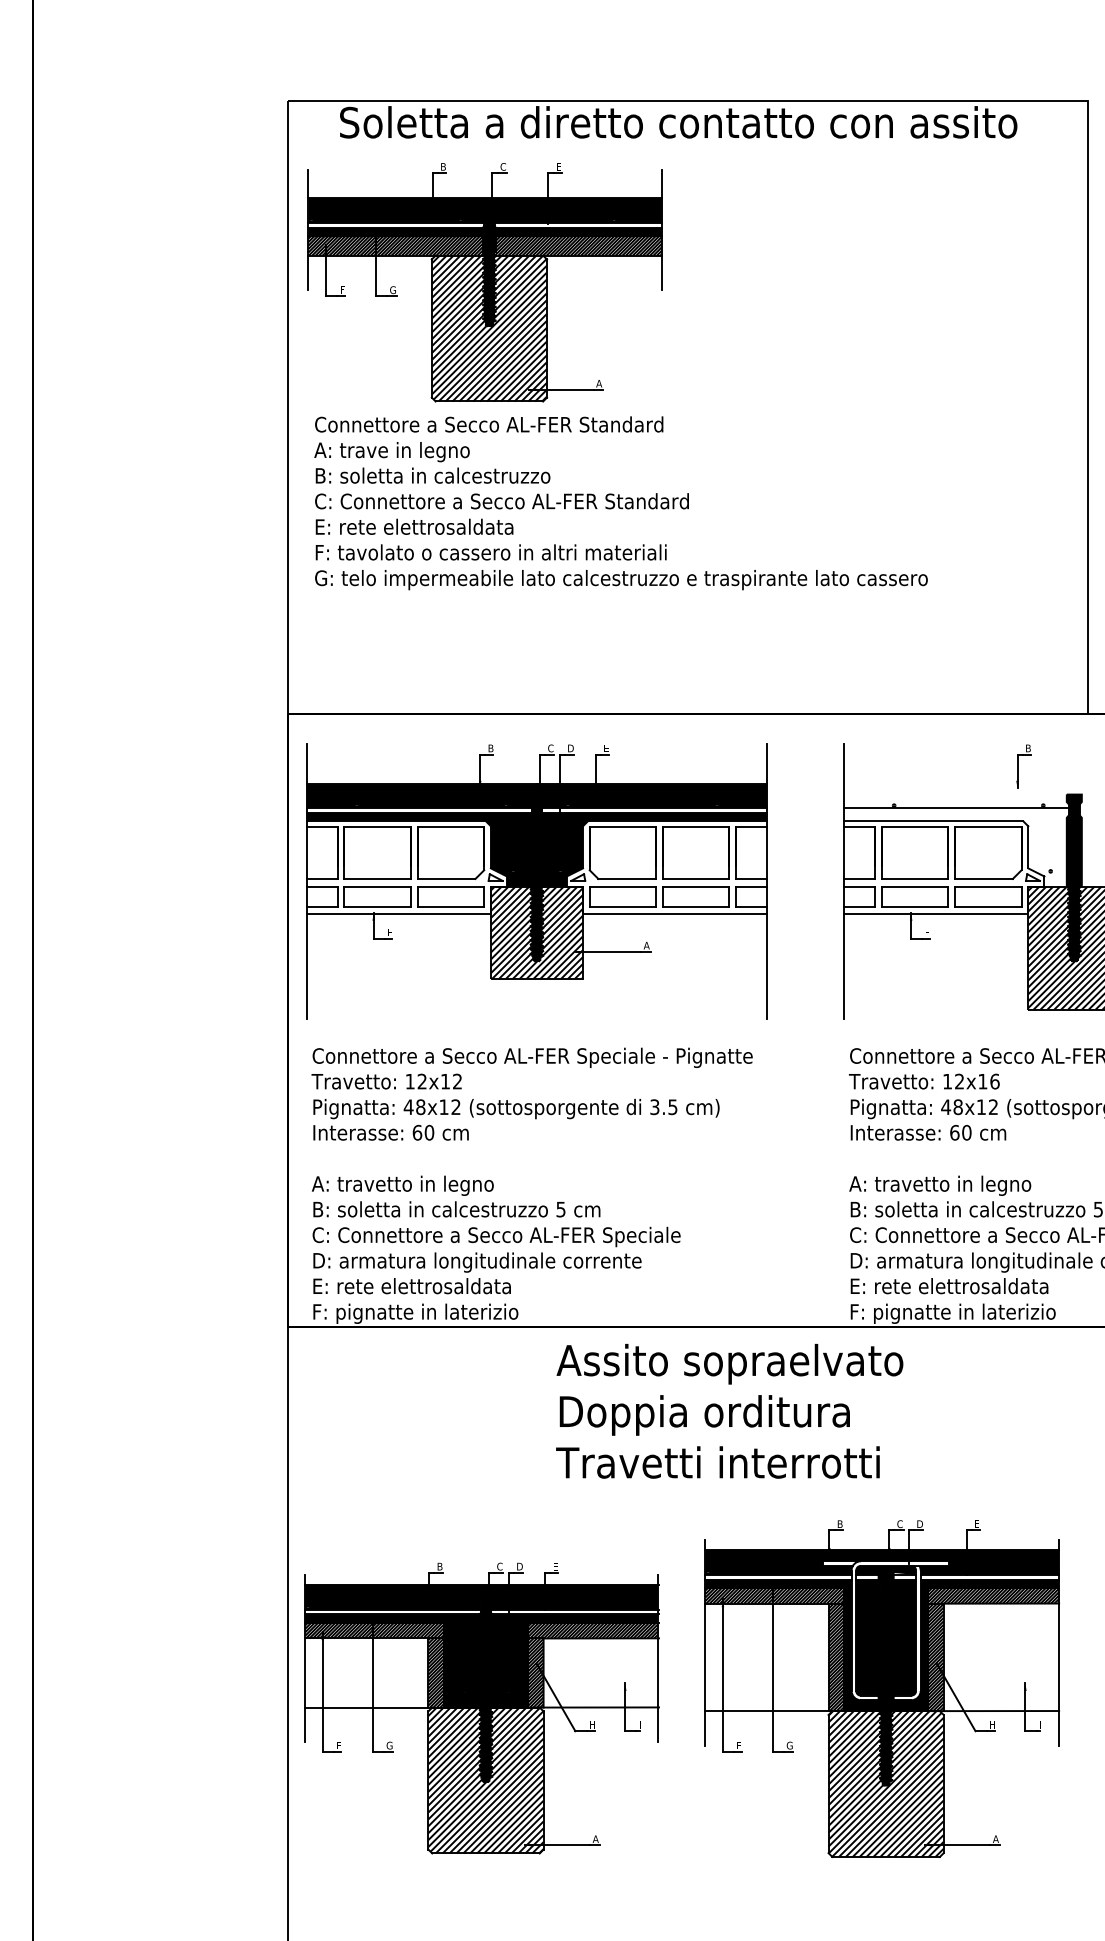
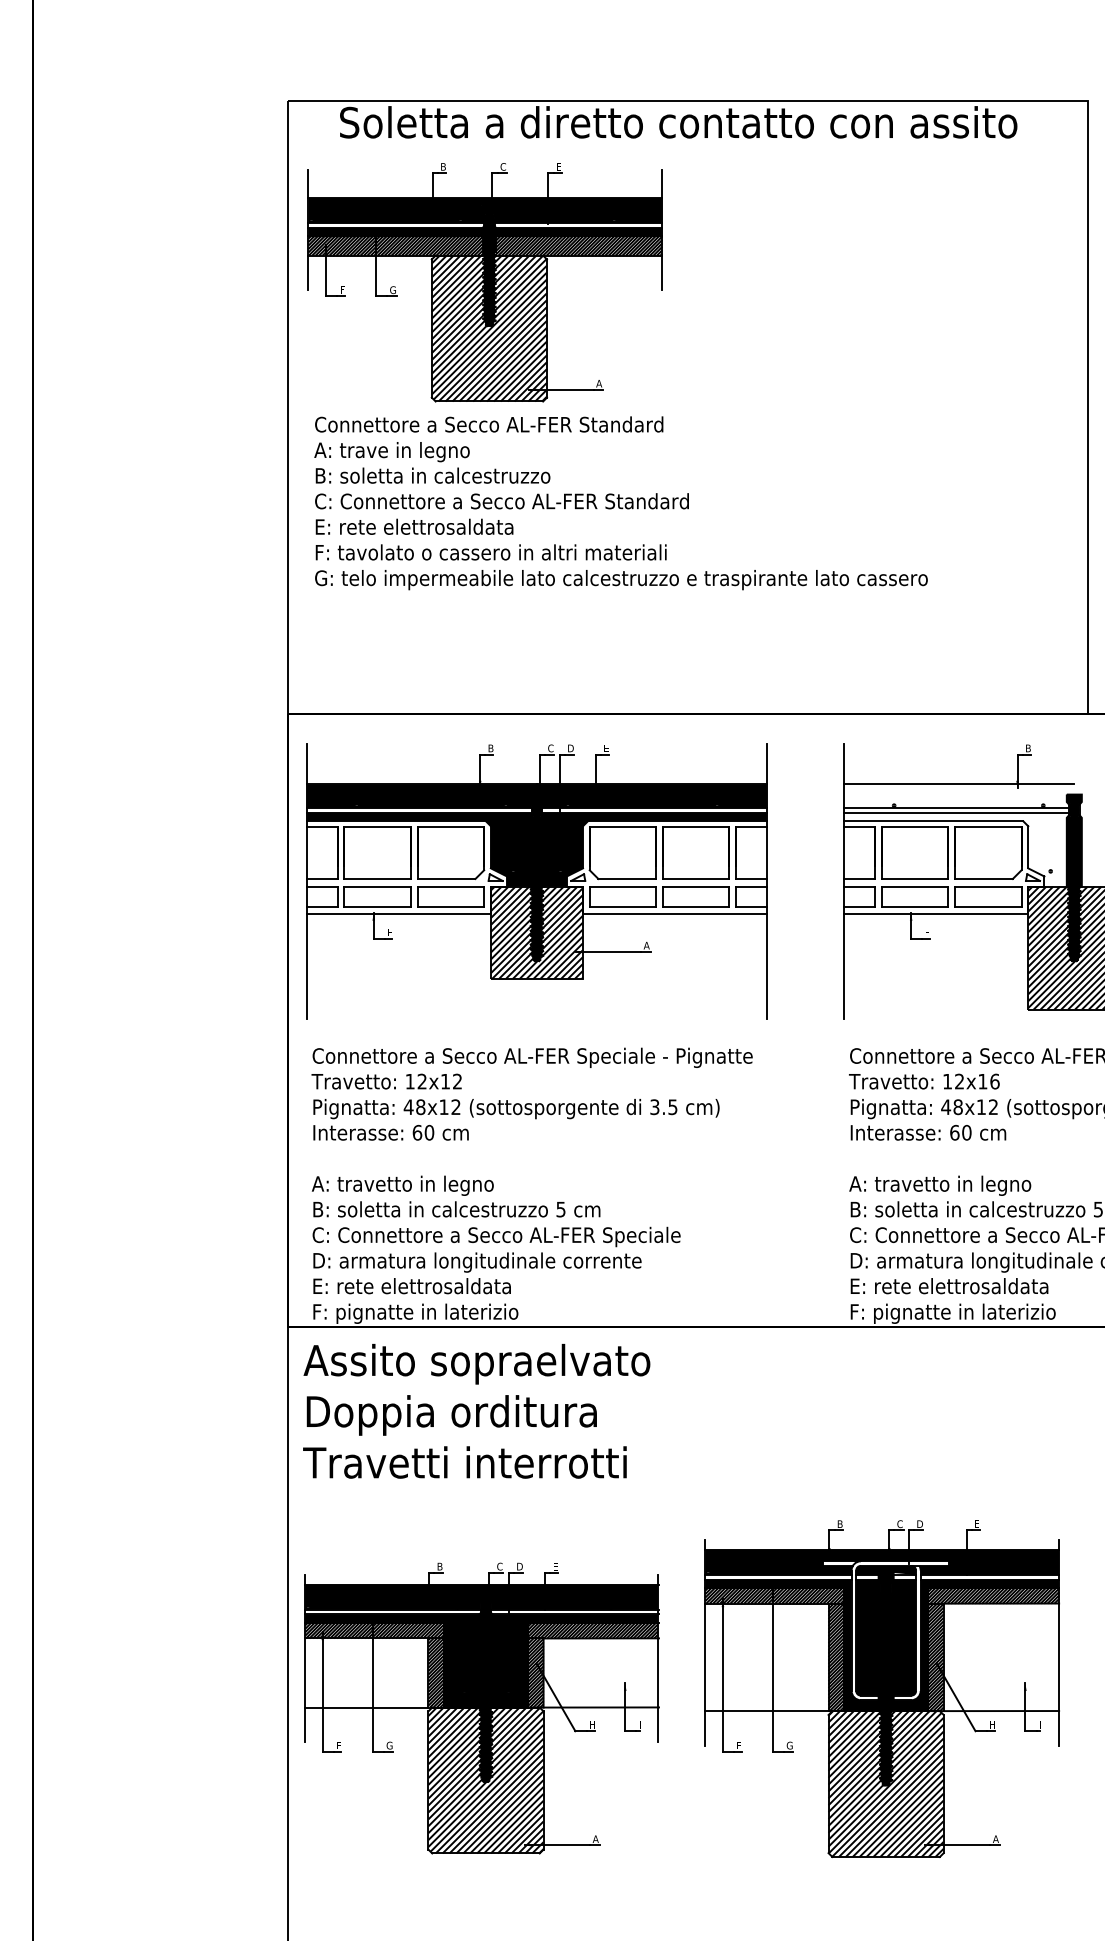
line: none -> present (959, 784)
line: none -> present (956, 812)
text position: (729, 1411) -> (476, 1411) (476, 1411)
